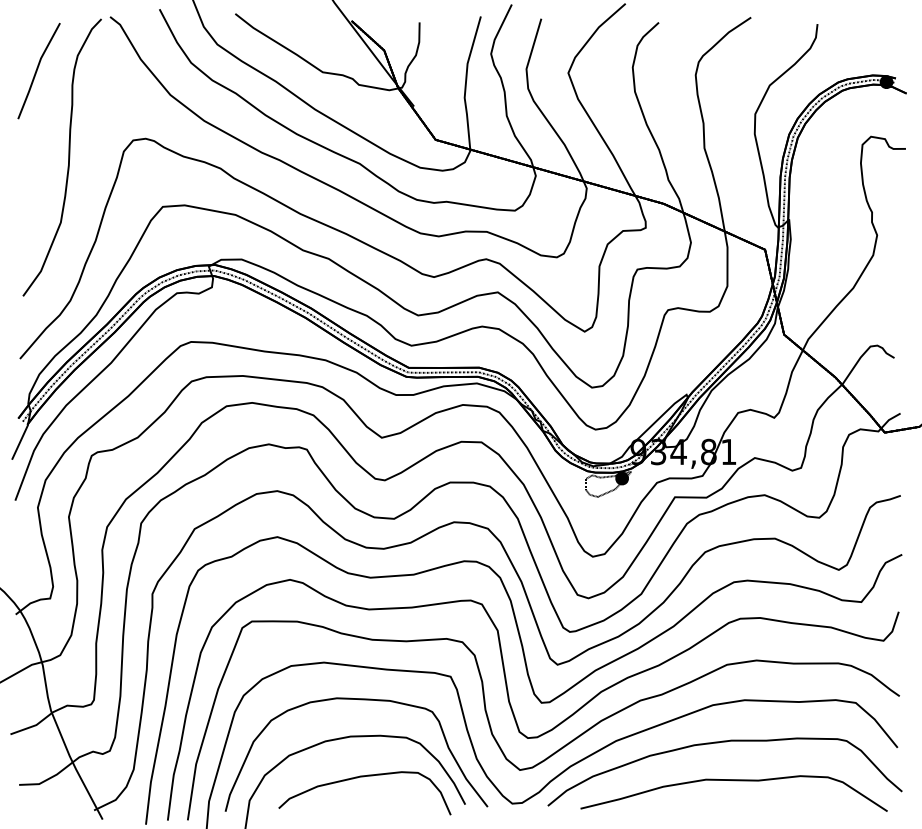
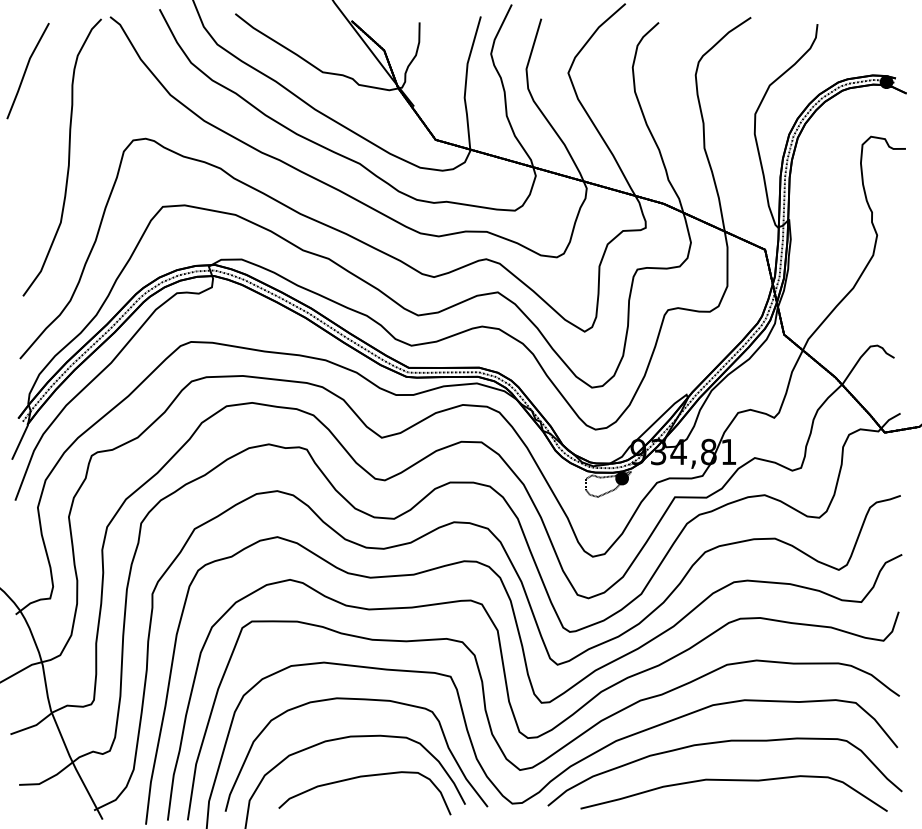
line position: (37, 70) -> (26, 70) (26, 70)
